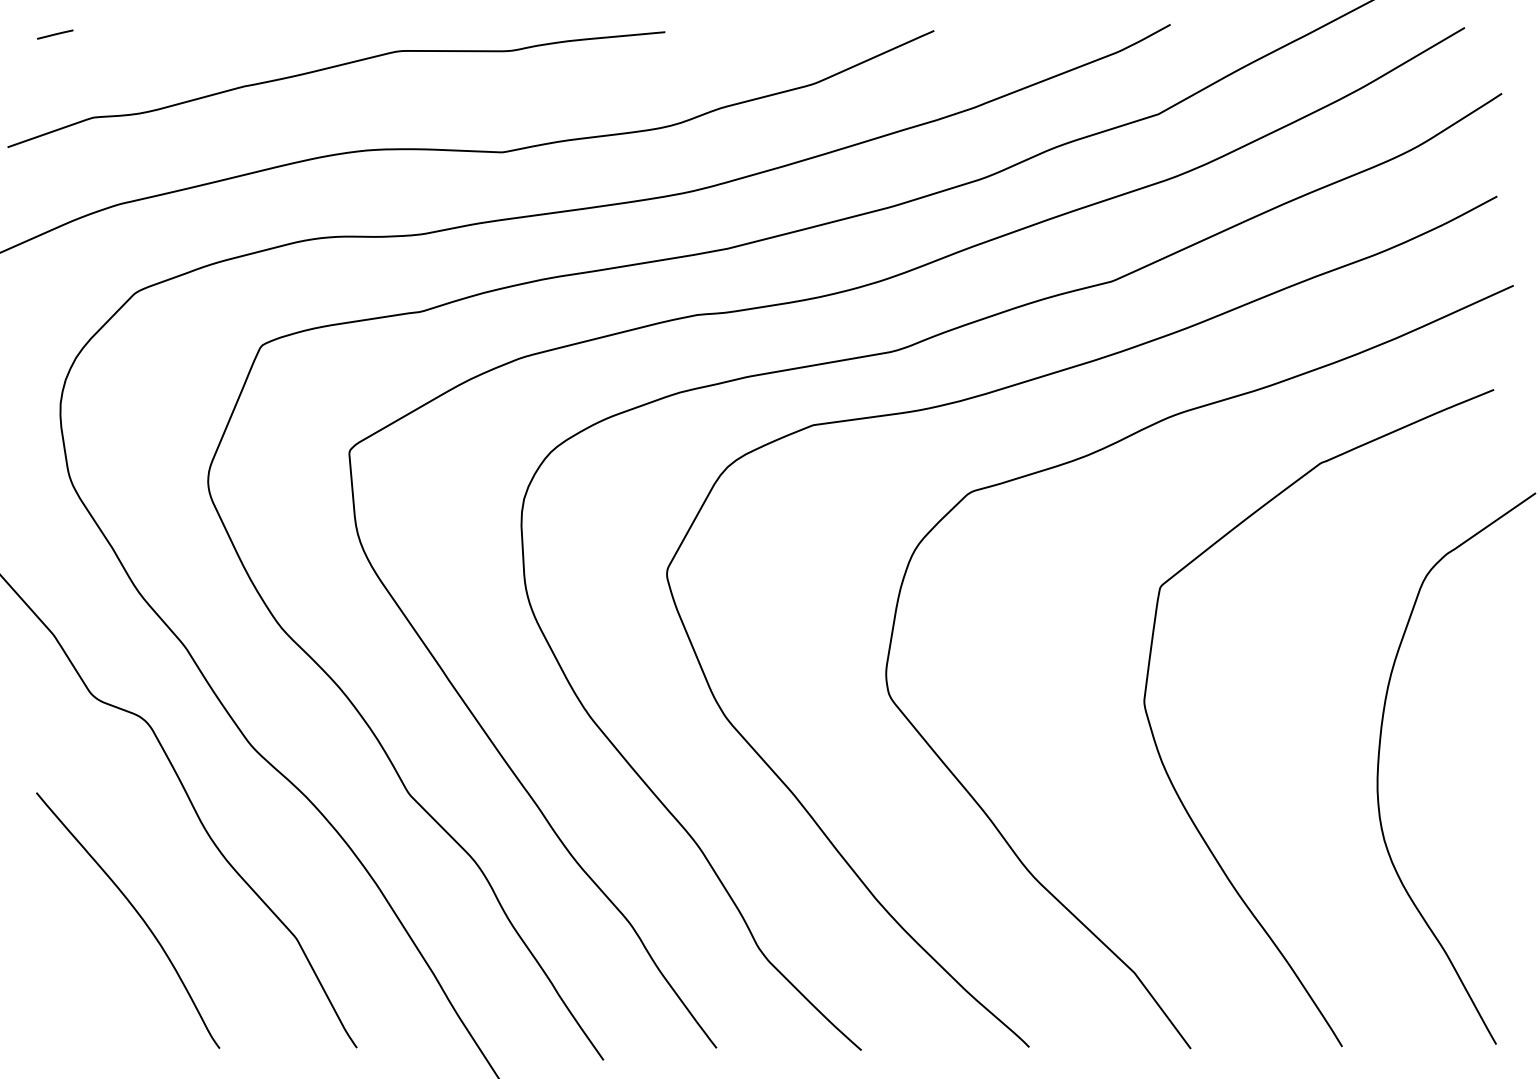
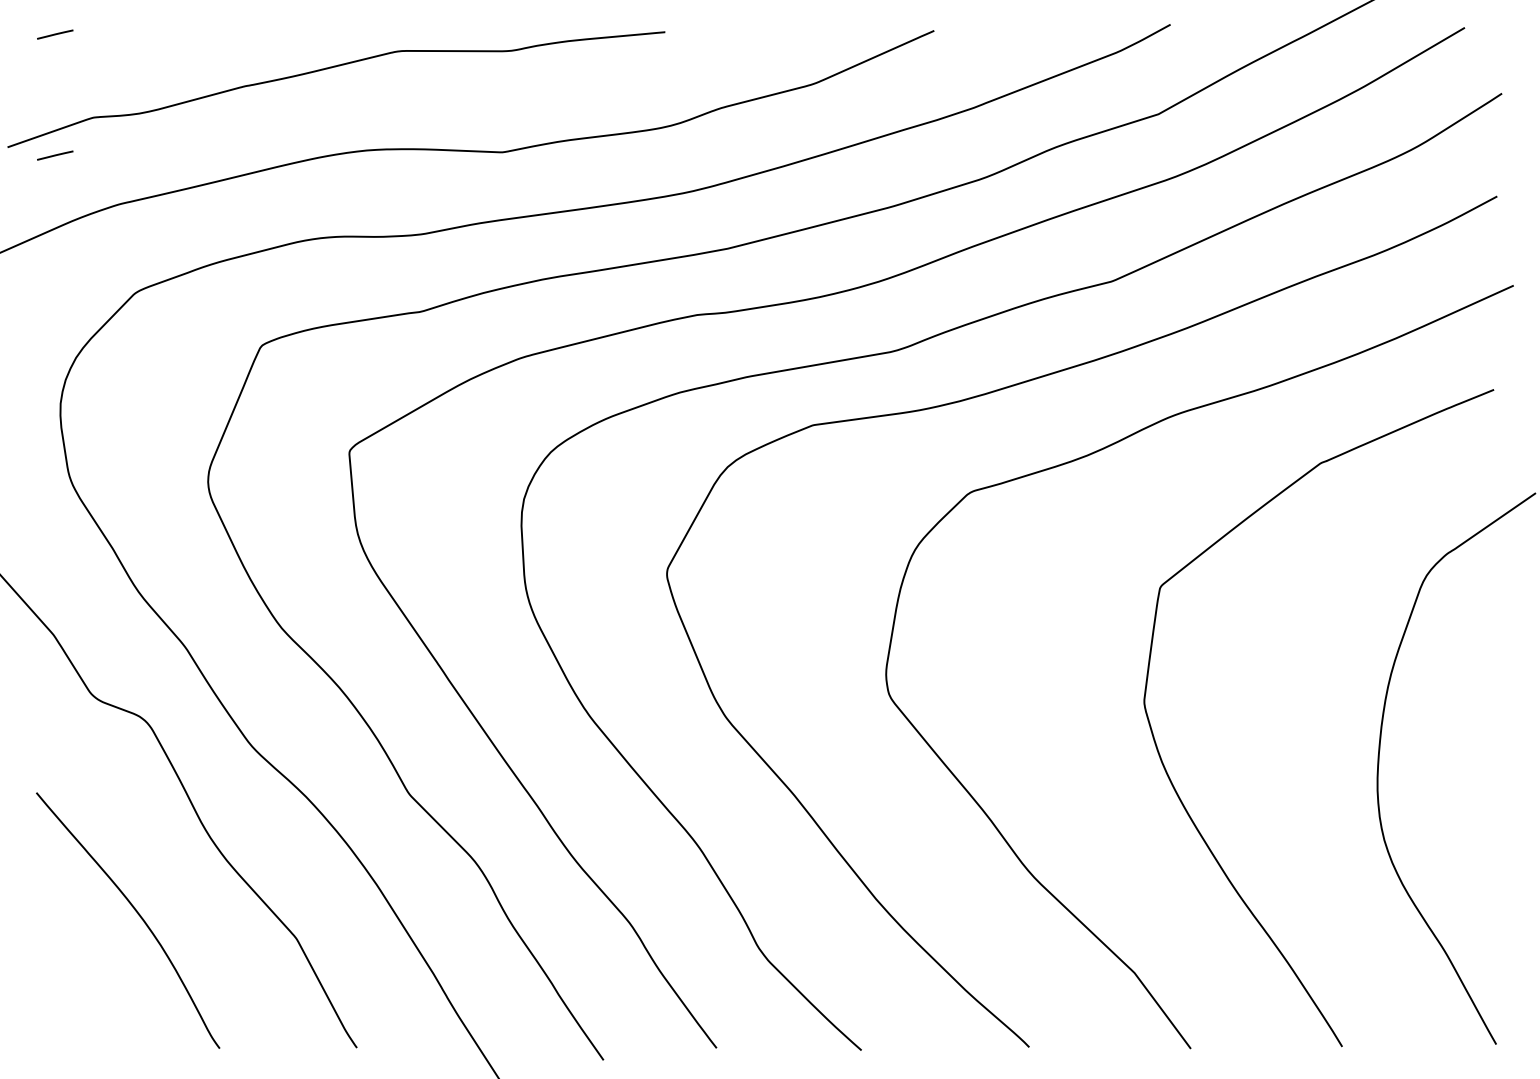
line: none -> present (55, 155)
